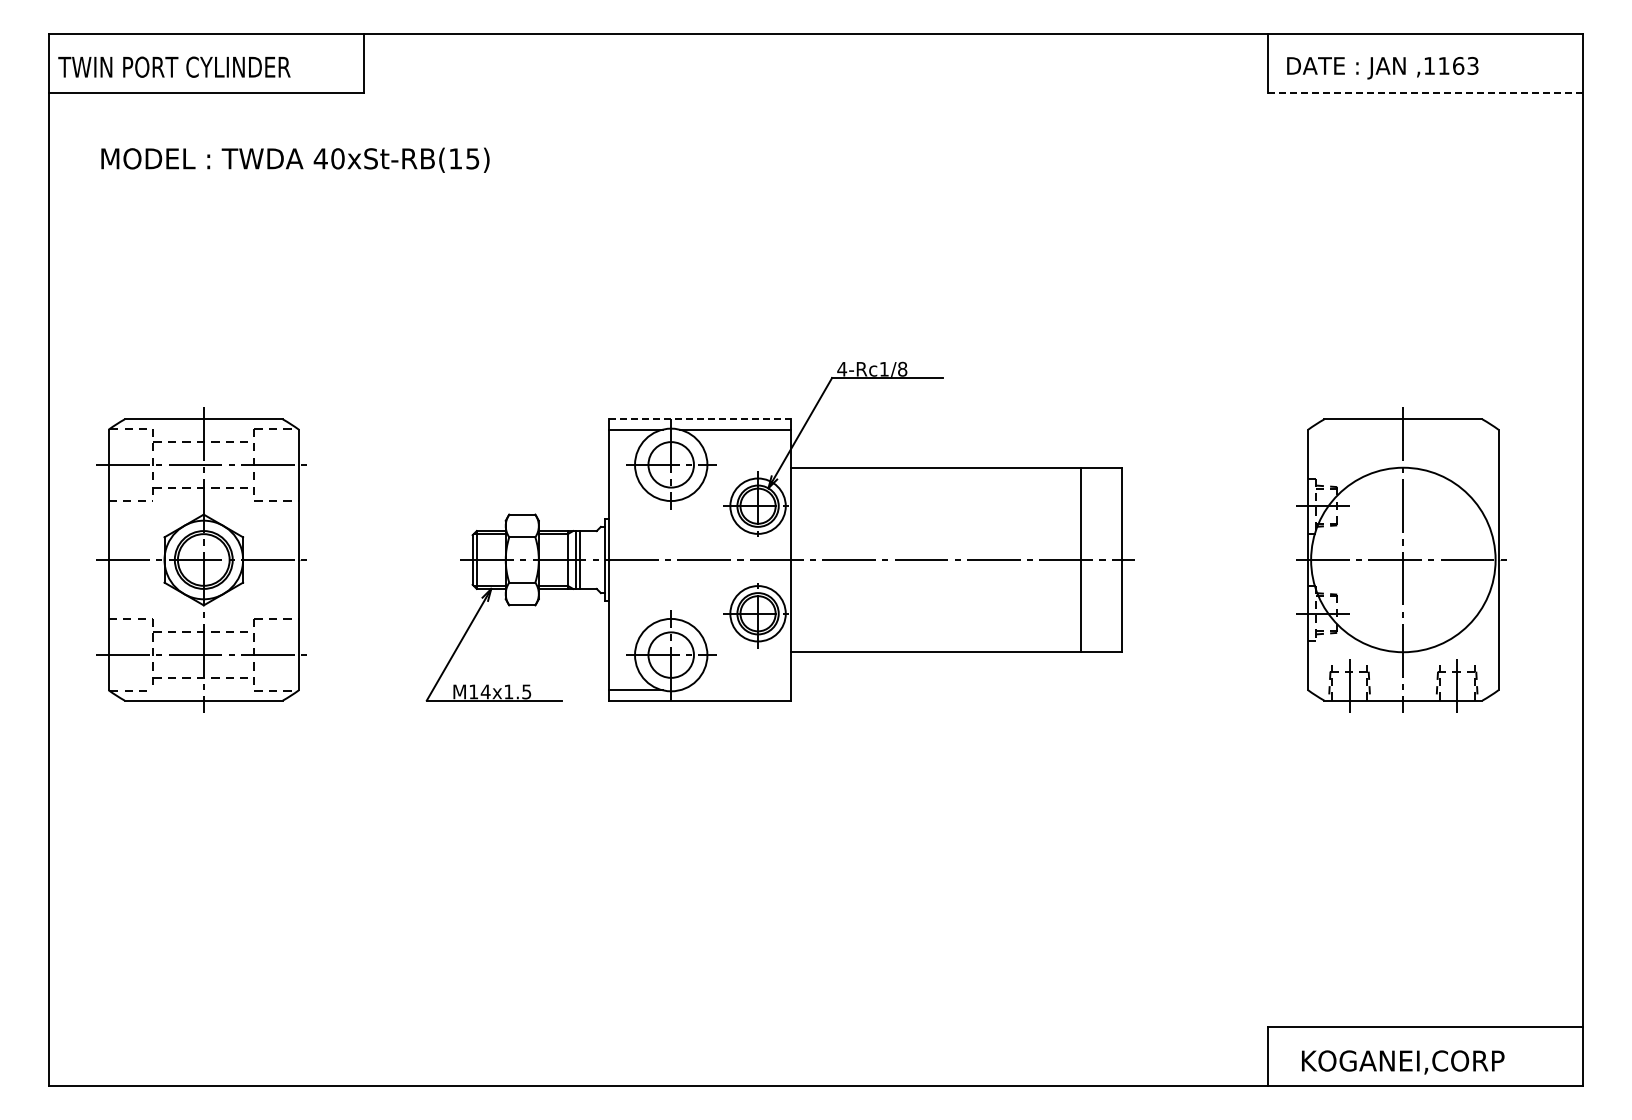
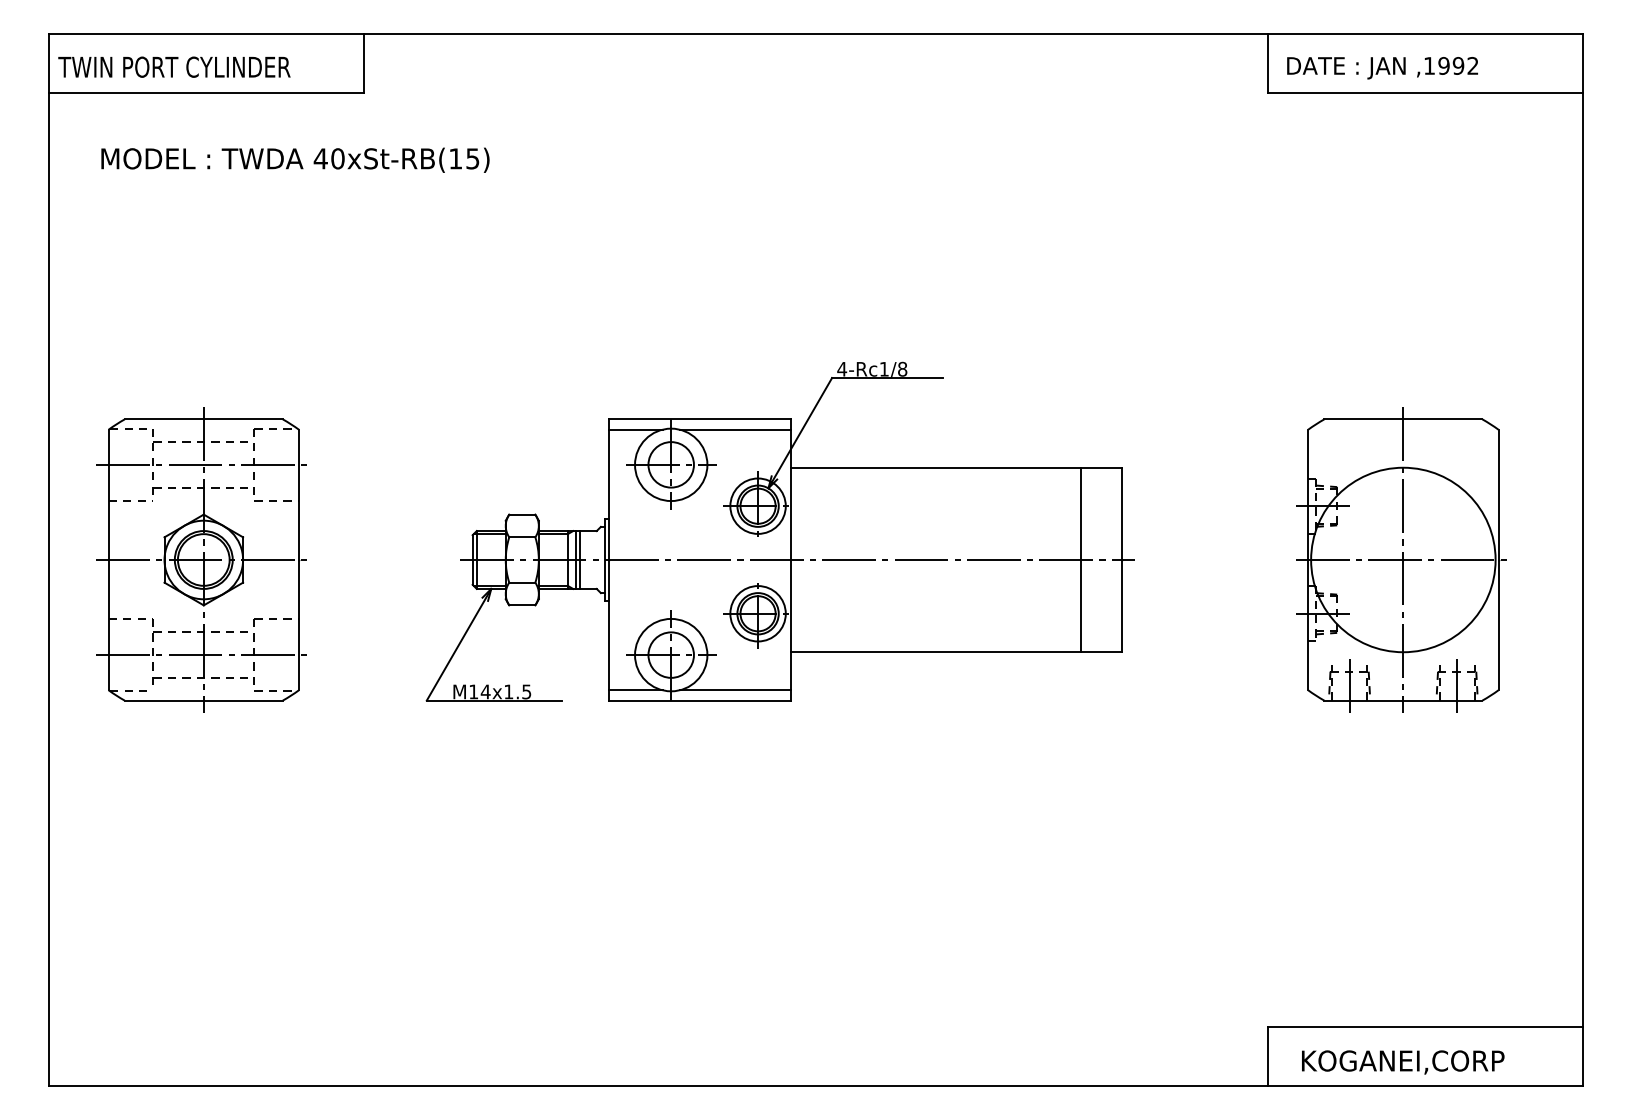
text: ,1163 -> ,1992 (1458, 65)
line: dashed -> solid (1425, 92)
line: dashed -> solid (700, 419)
line: none -> present (735, 690)
